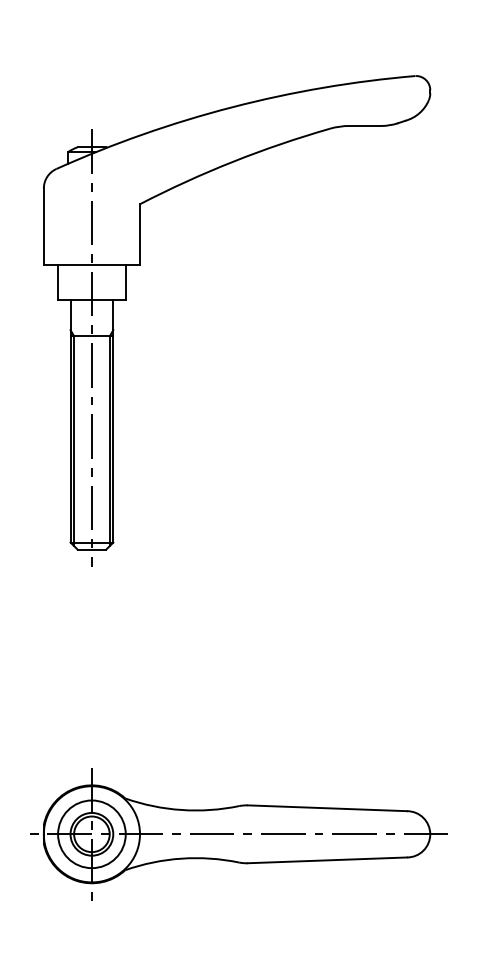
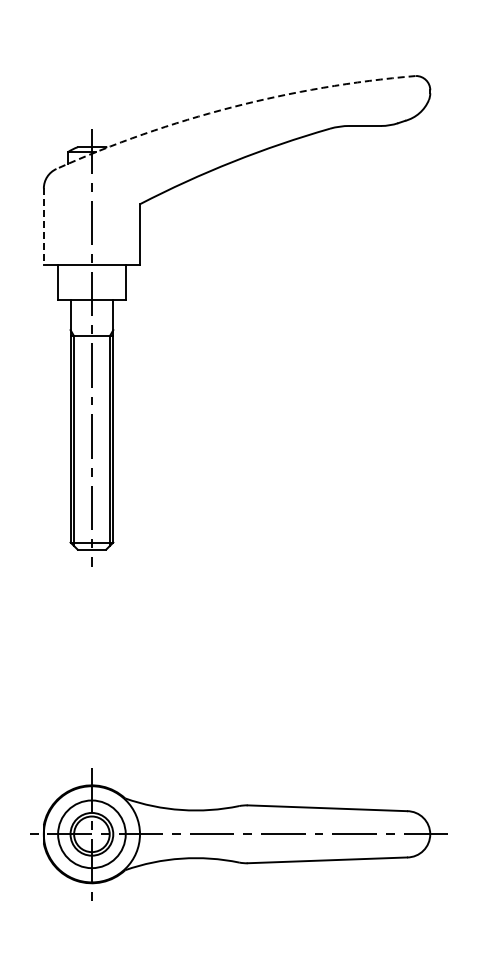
arc: solid -> dashed (232, 107)
line: solid -> dashed (43, 227)
